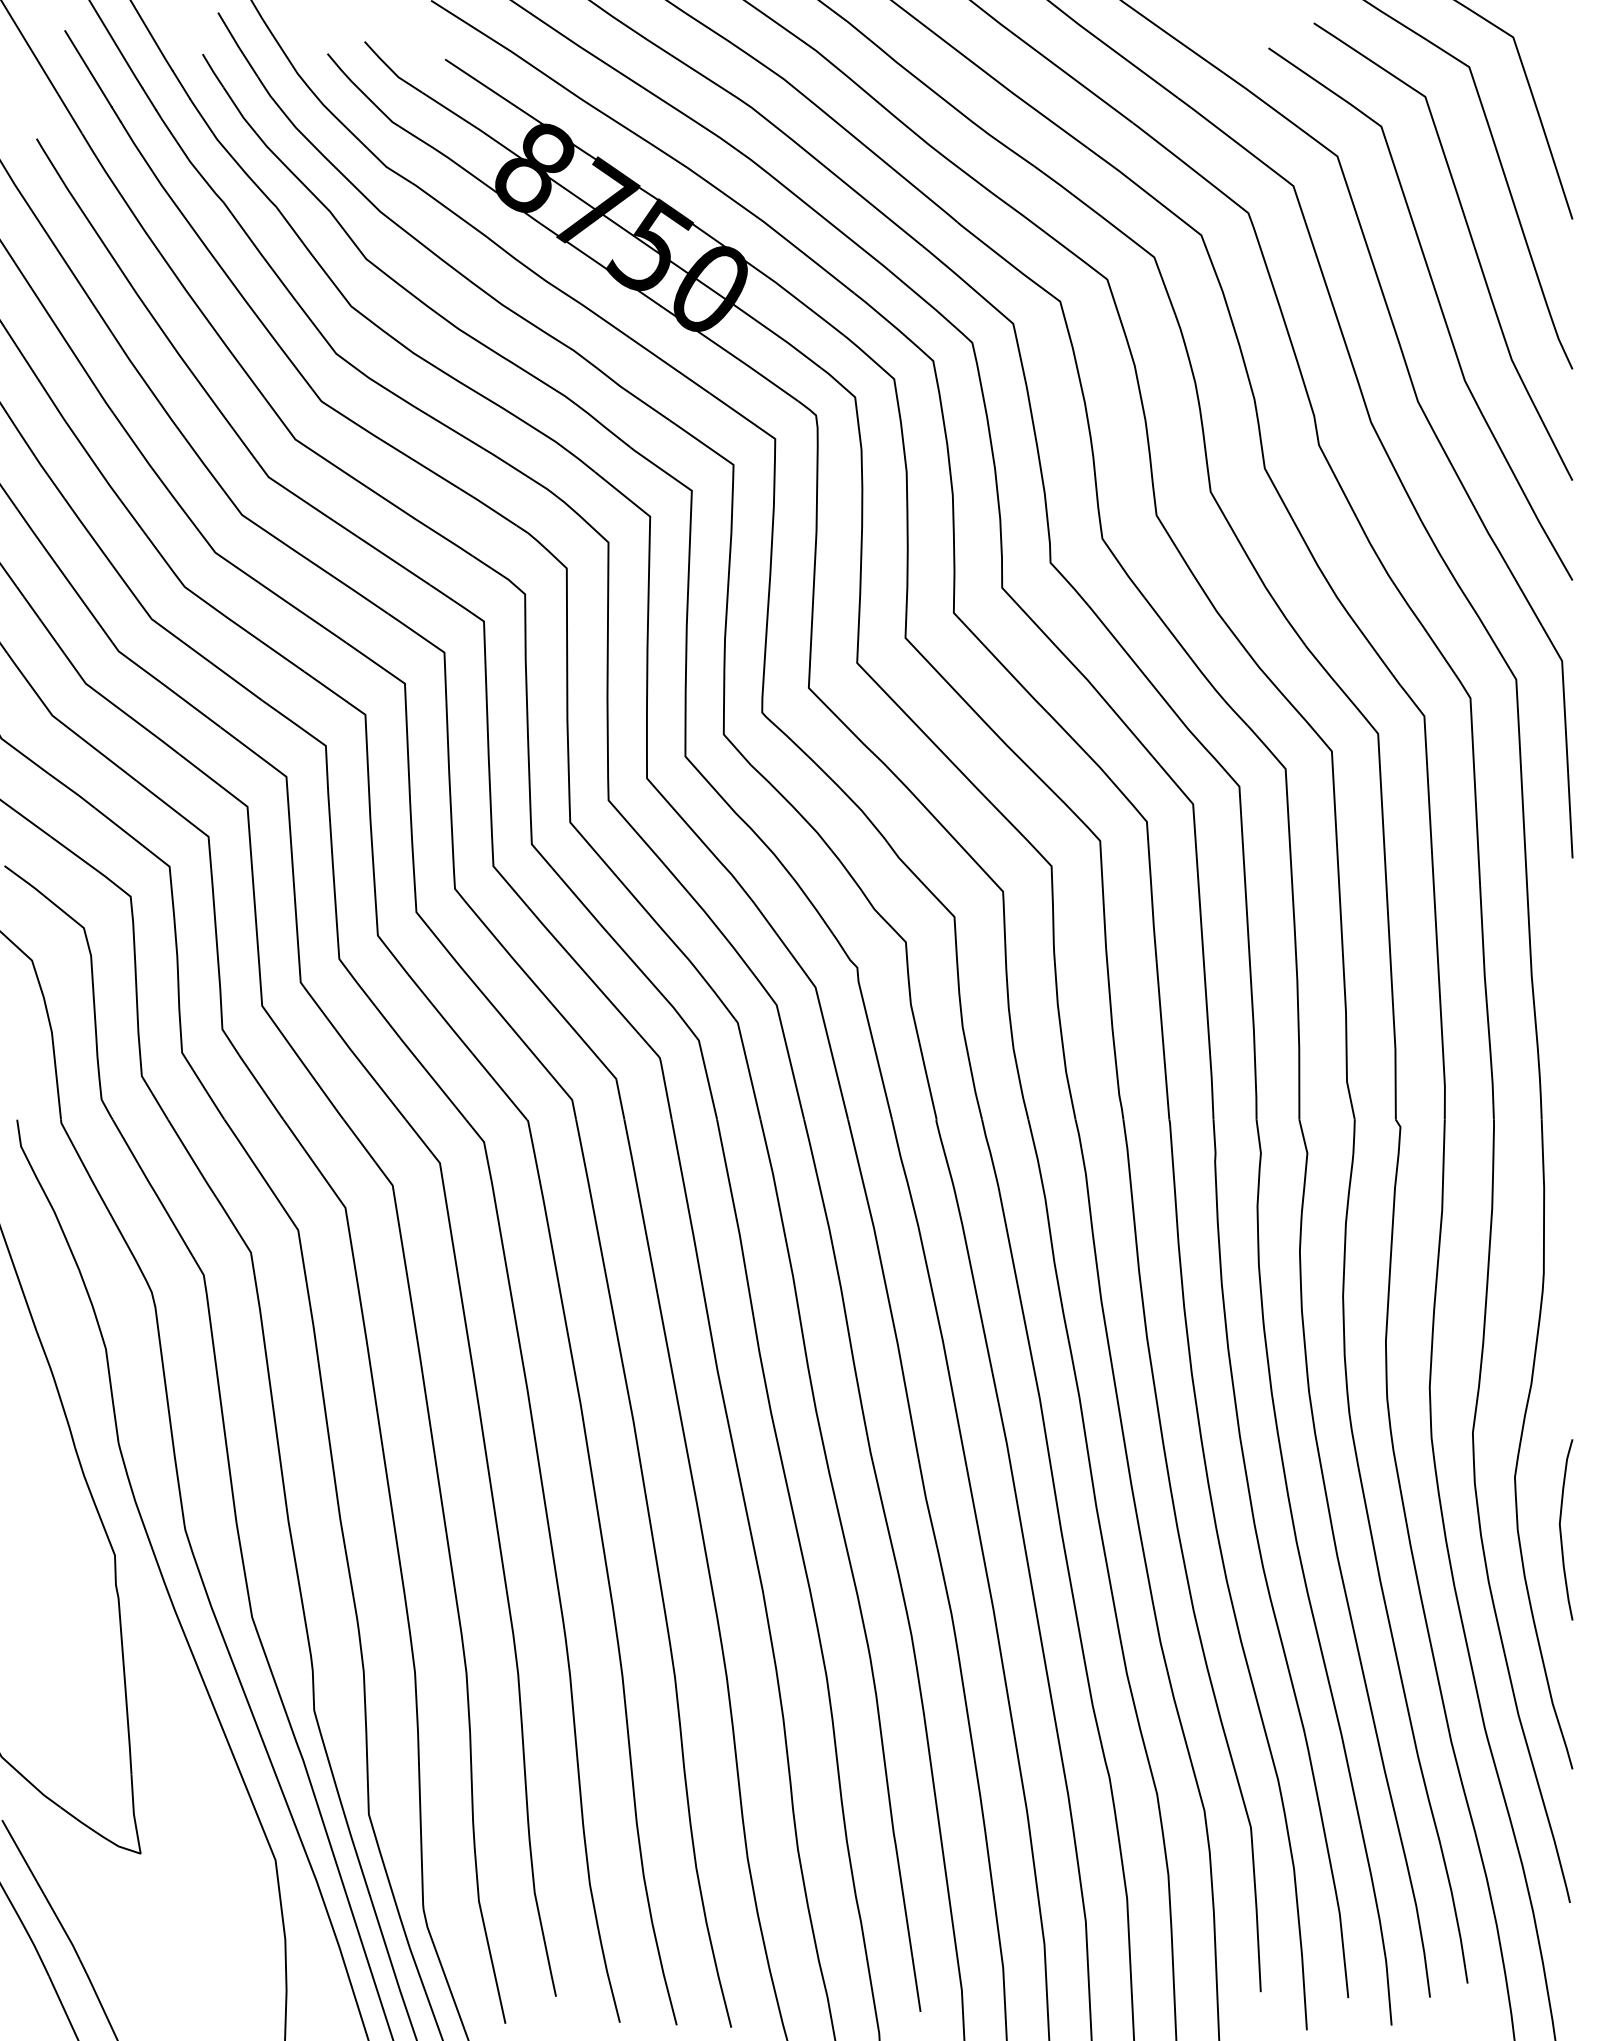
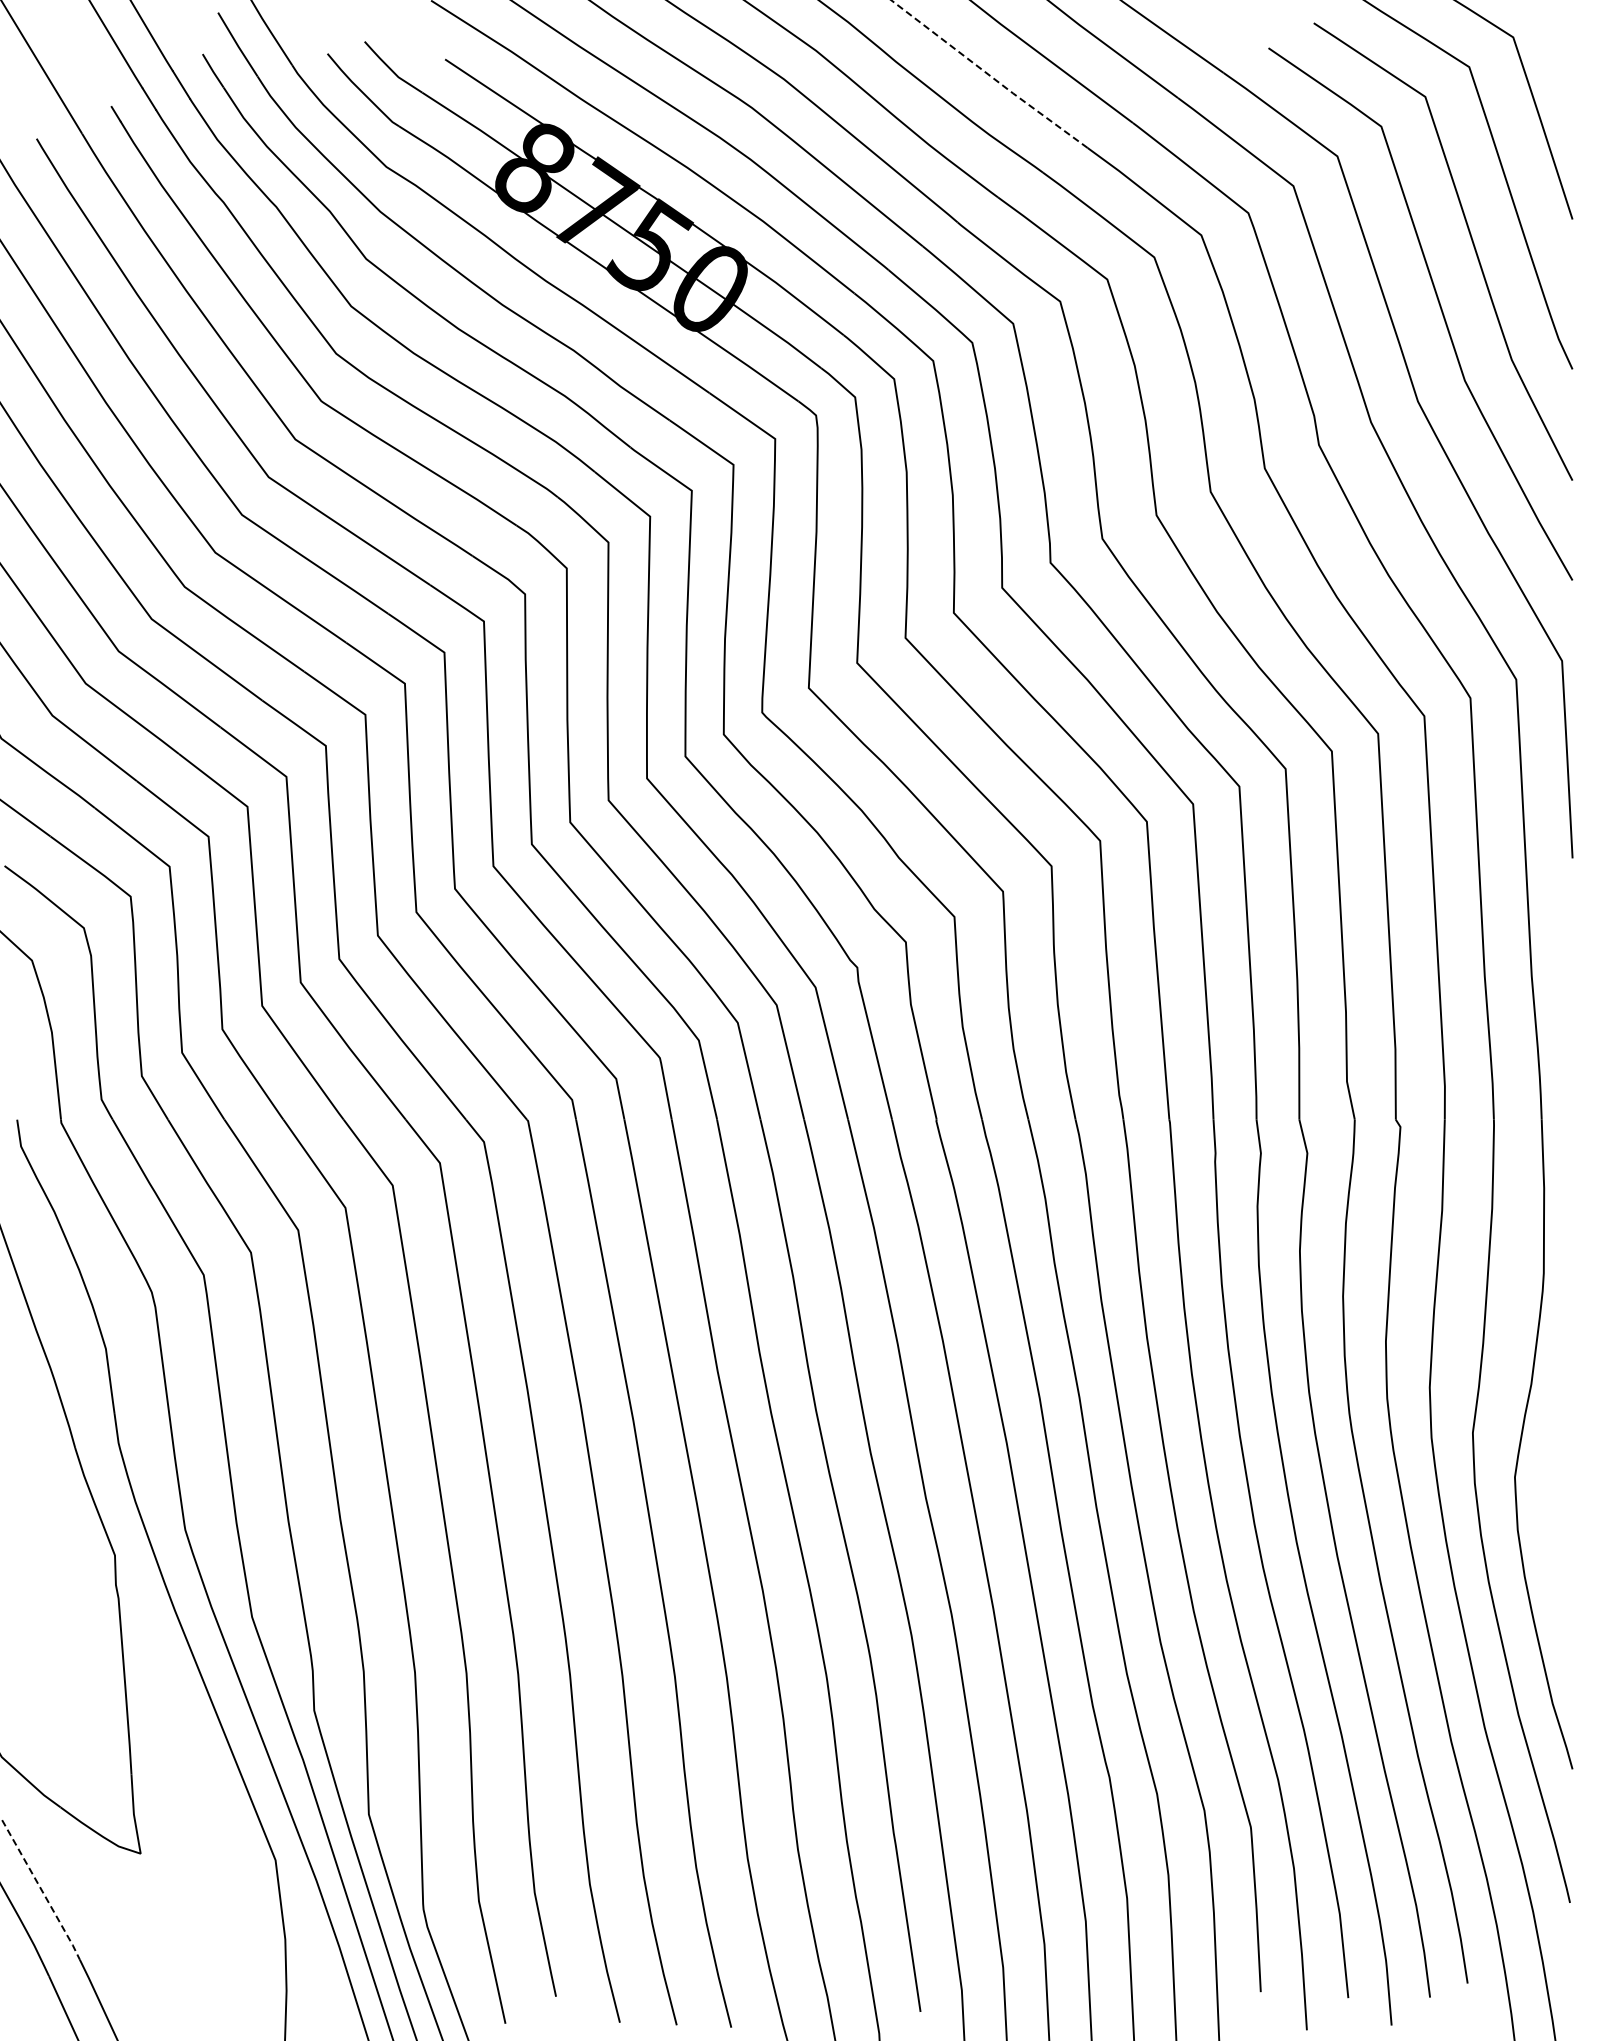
line: present -> none (88, 68)
line: solid -> dashed (989, 75)
curve: present -> none (1561, 1529)
line: solid -> dashed (42, 1891)
